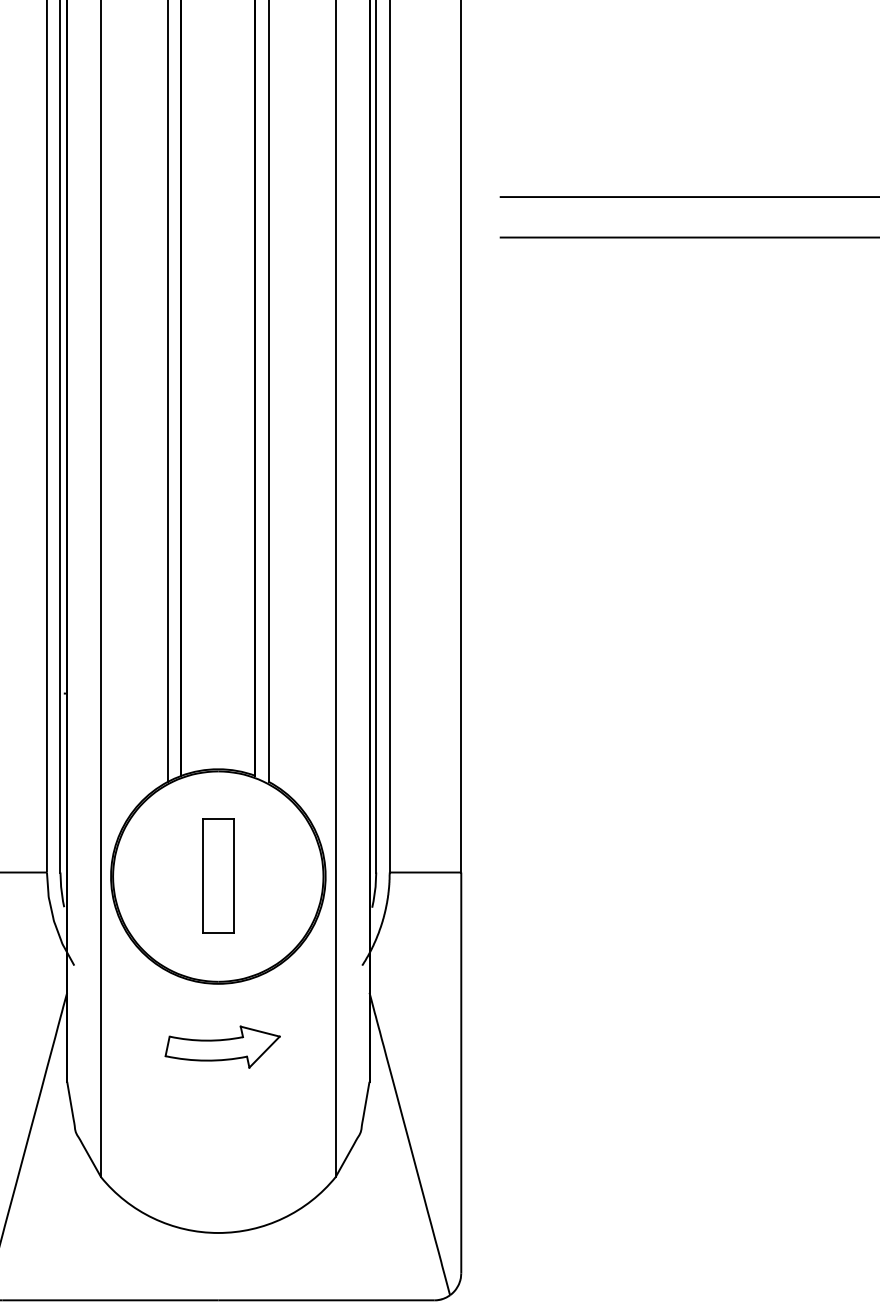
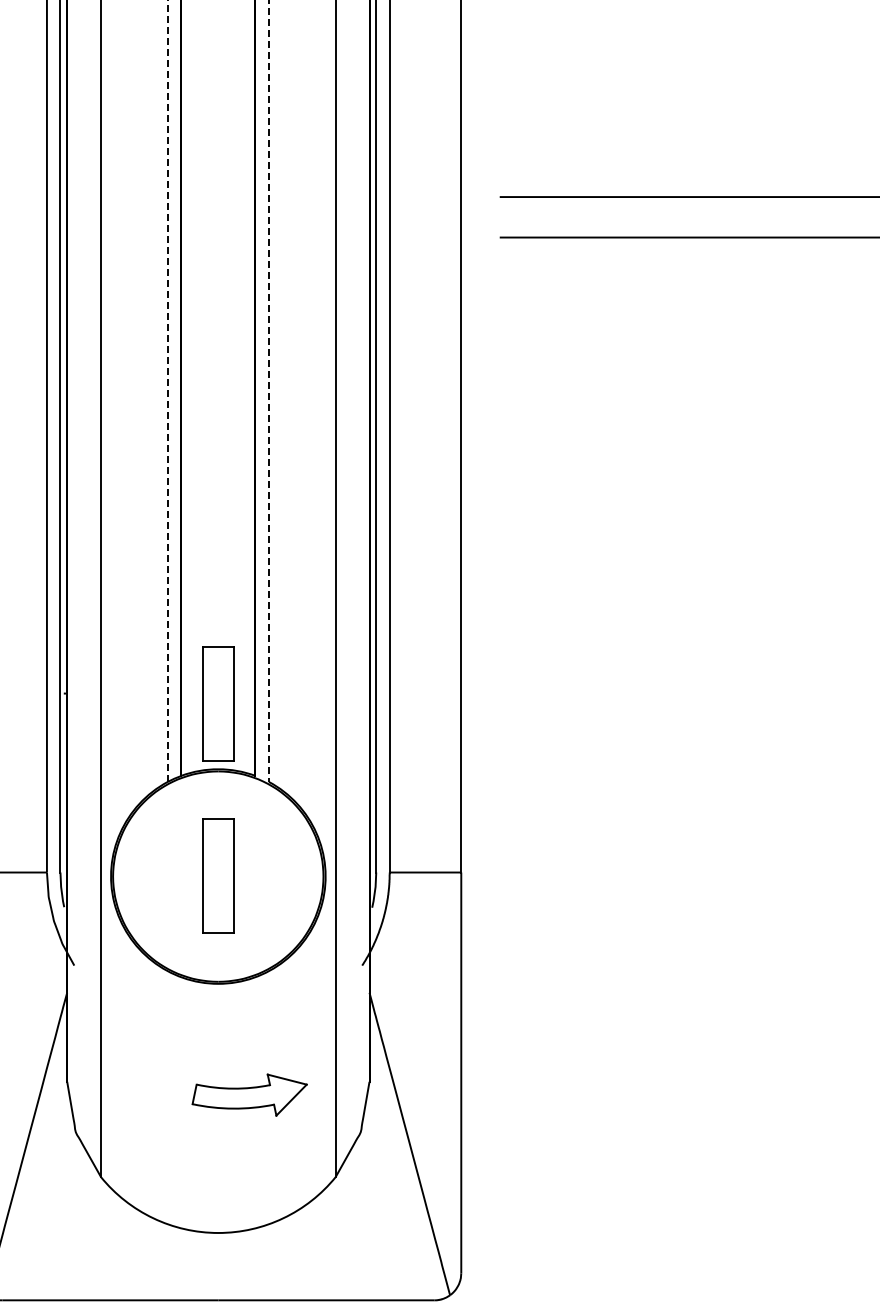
line: solid -> dashed (167, 391)
line: solid -> dashed (268, 391)
part: none -> present (218, 703)
part position: (222, 1046) -> (249, 1094) (249, 1094)
